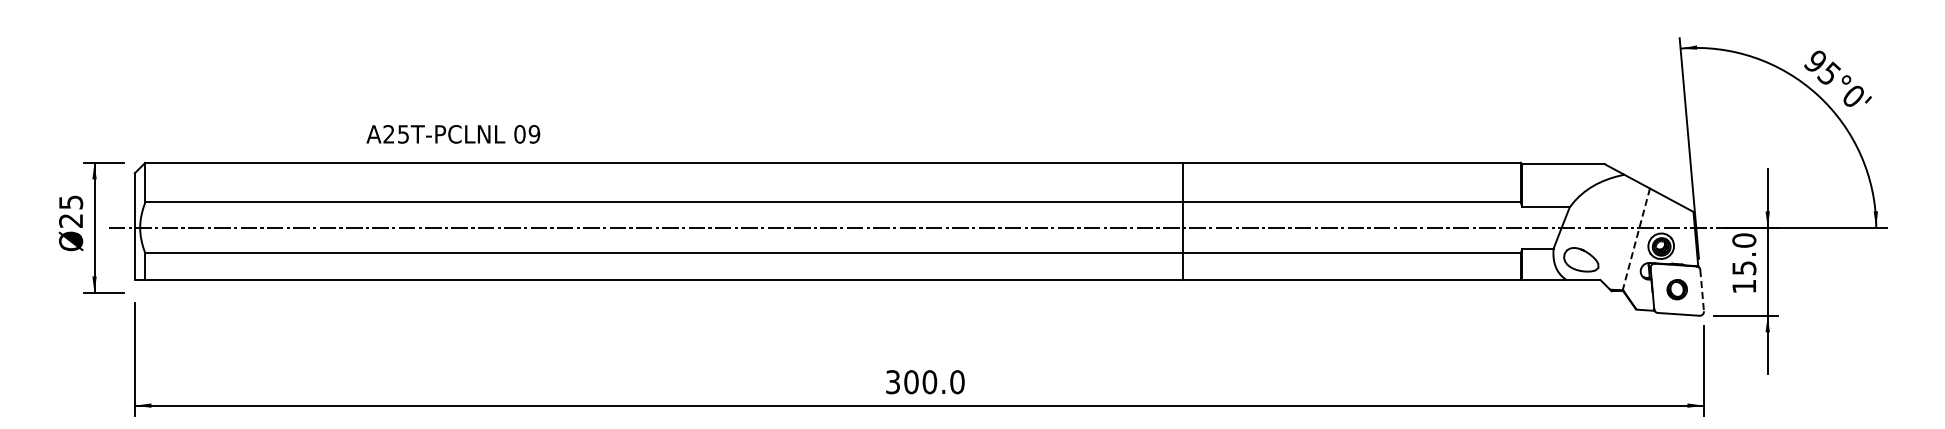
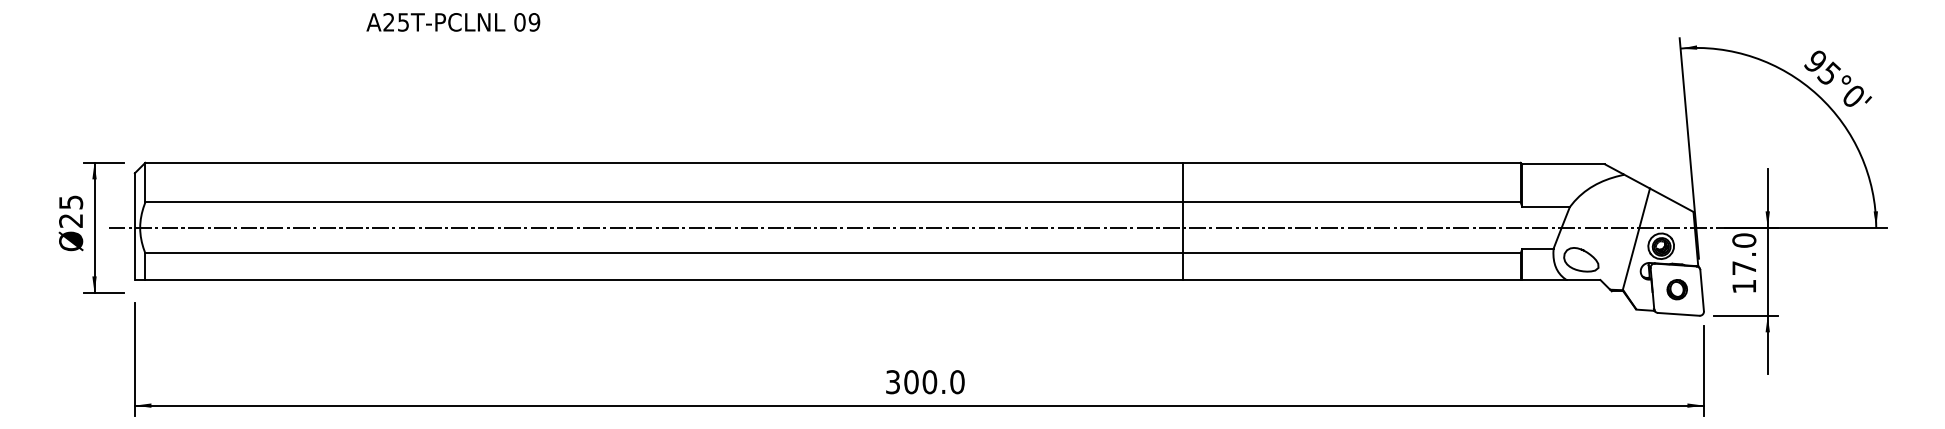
text position: (453, 134) -> (453, 22) (453, 22)
line: dashed -> solid (1636, 239)
text: 15.0 -> 17.0 (1744, 268)
line: dashed -> solid (1702, 290)
